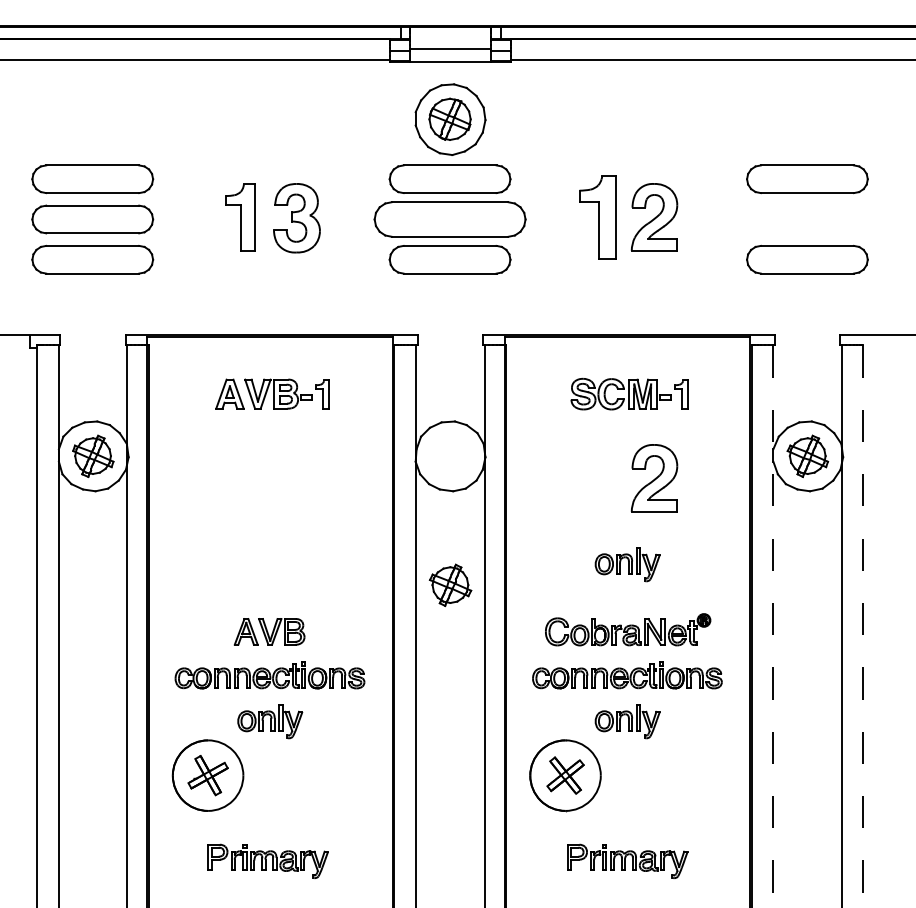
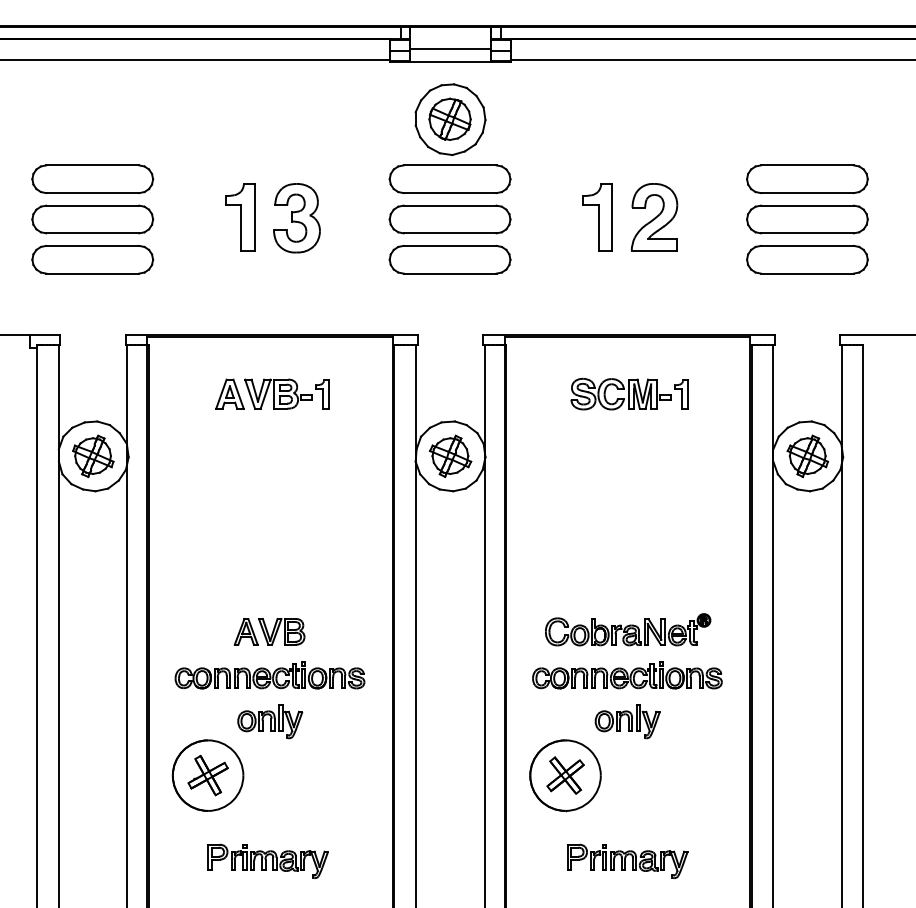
part size: 38x85 px -> 31x69 px (597, 217)
part size: 154x37 px -> 124x31 px (449, 219)
part: none -> present (807, 219)
part: present -> none (654, 478)
part: present -> none (627, 564)
part position: (450, 585) -> (450, 456) (450, 456)
line: dashed -> solid (773, 626)
line: dashed -> solid (863, 626)
